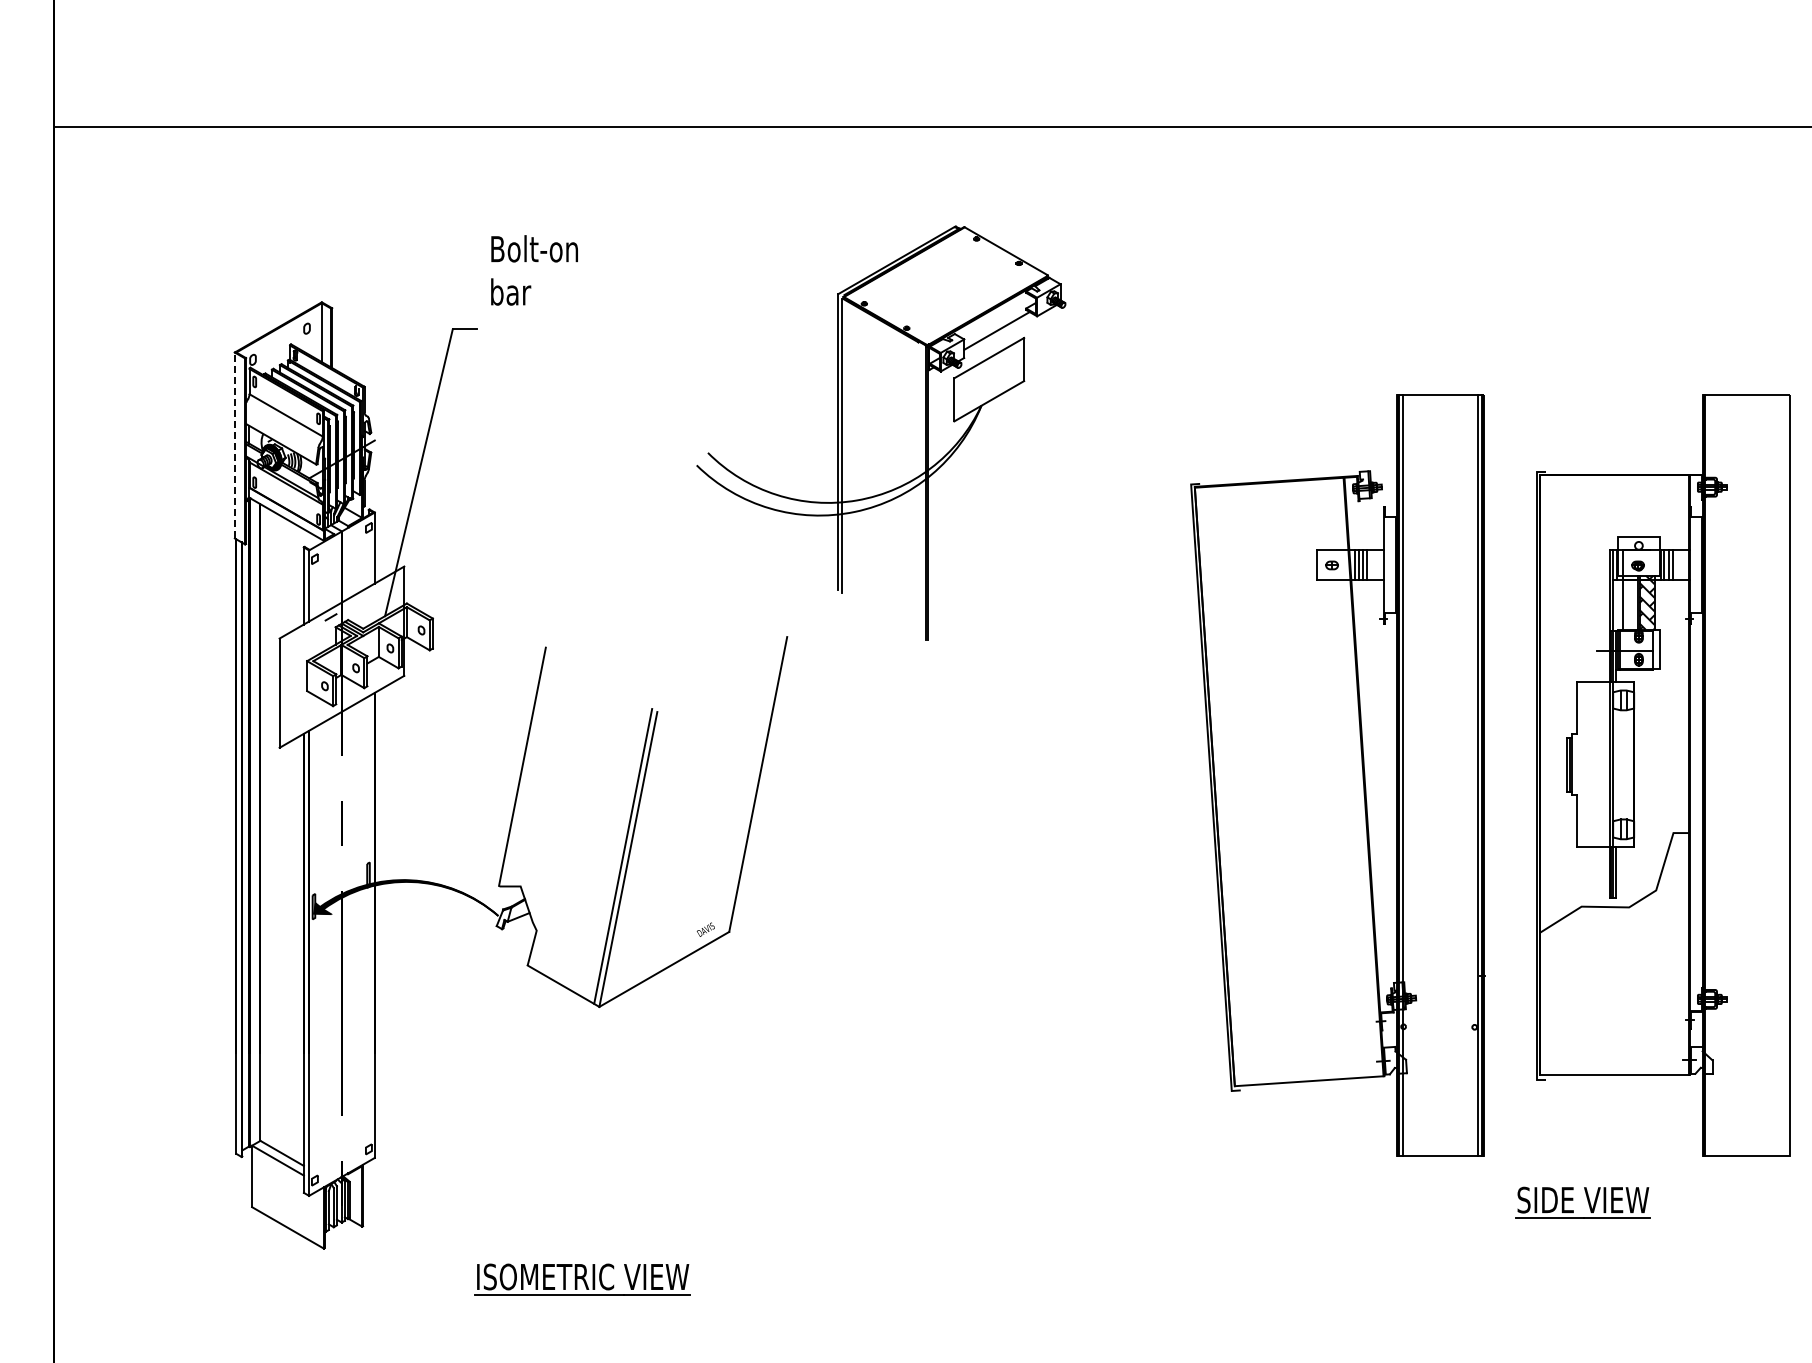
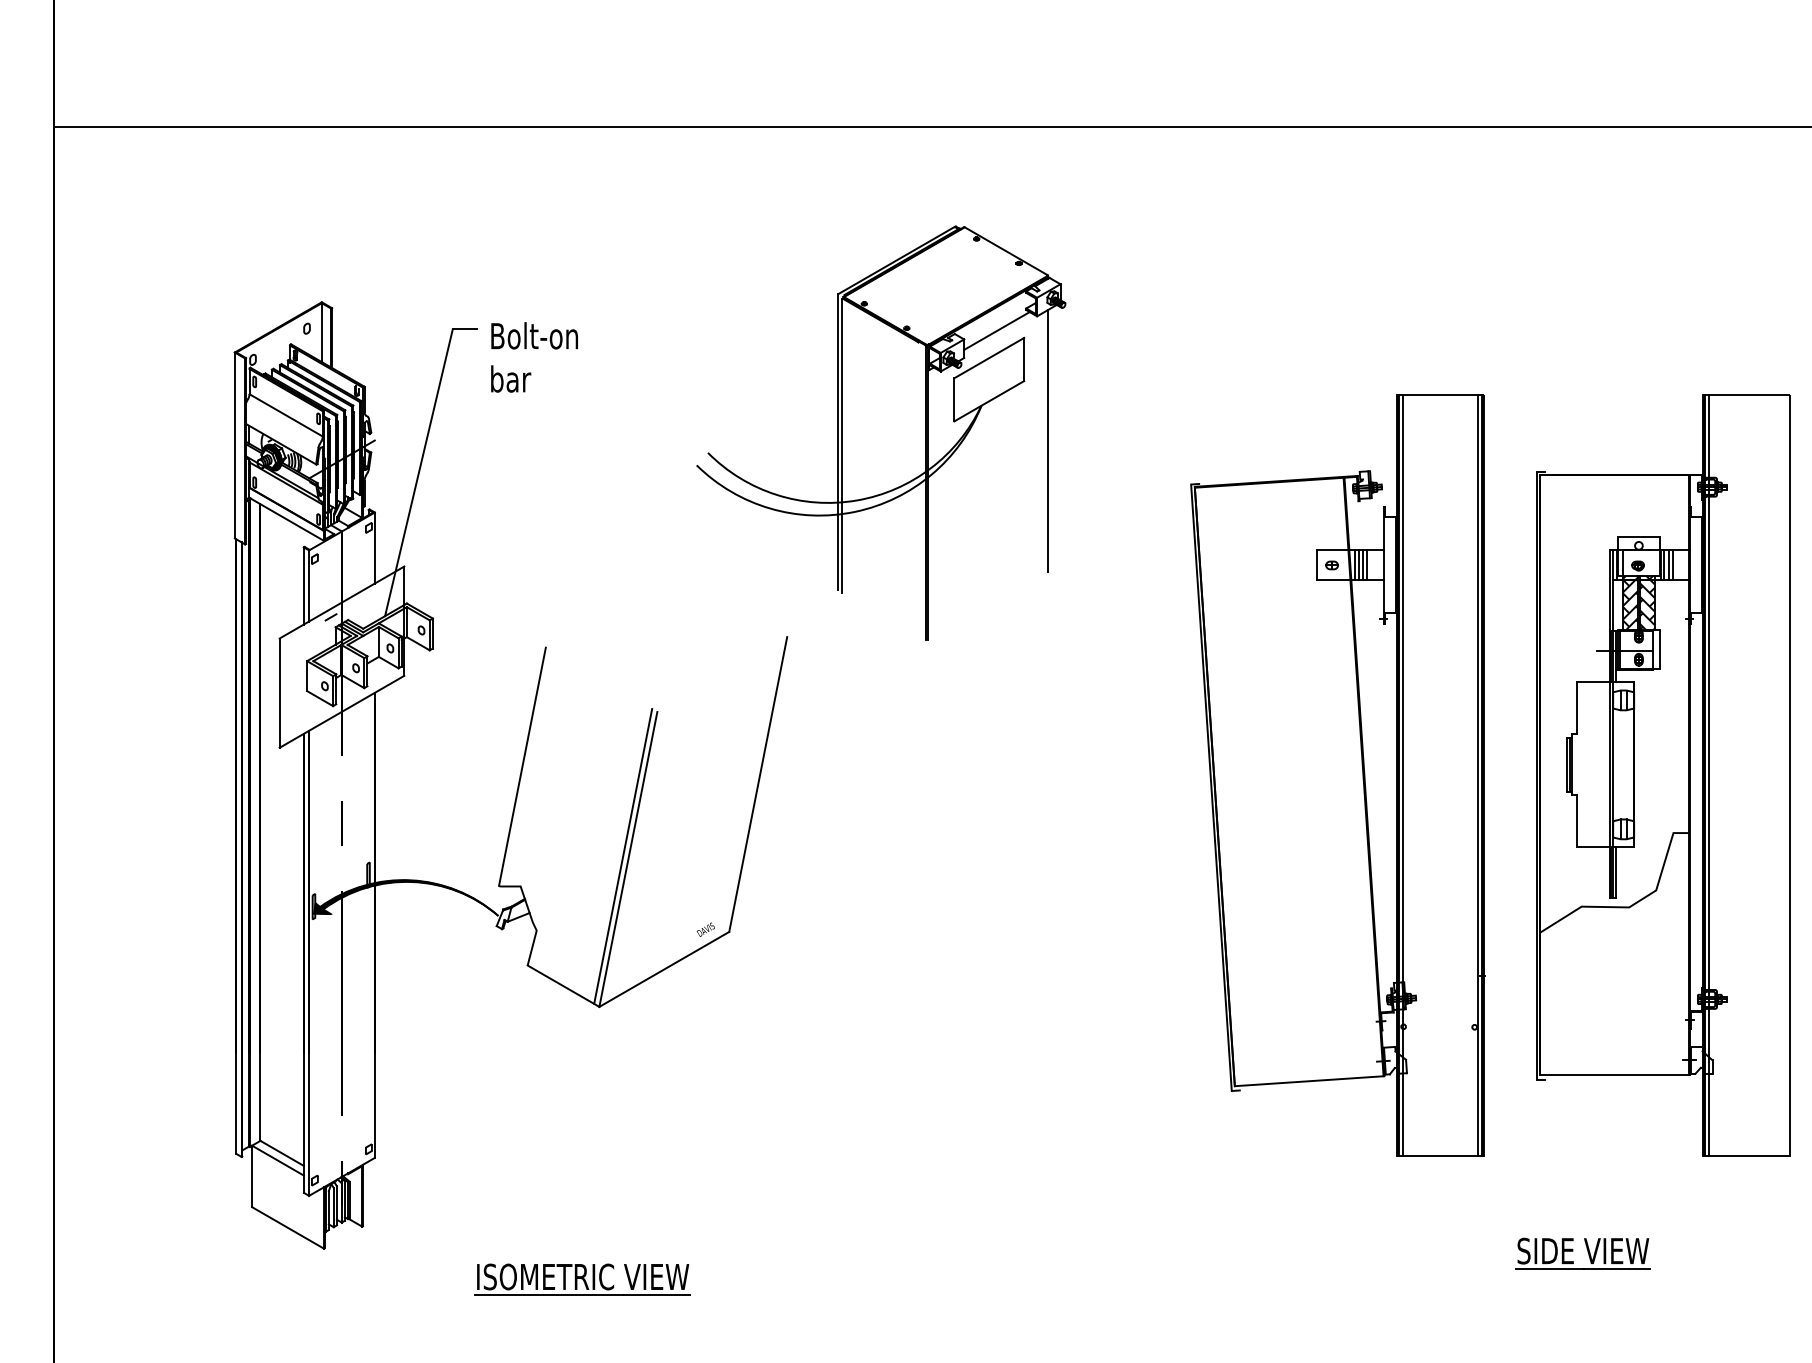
text position: (534, 270) -> (534, 357) (534, 357)
line: none -> present (1048, 440)
line: dashed -> solid (234, 445)
hatch: none -> present (1630, 602)
line: none -> present (1709, 775)
part position: (1582, 1202) -> (1582, 1253) (1582, 1253)
